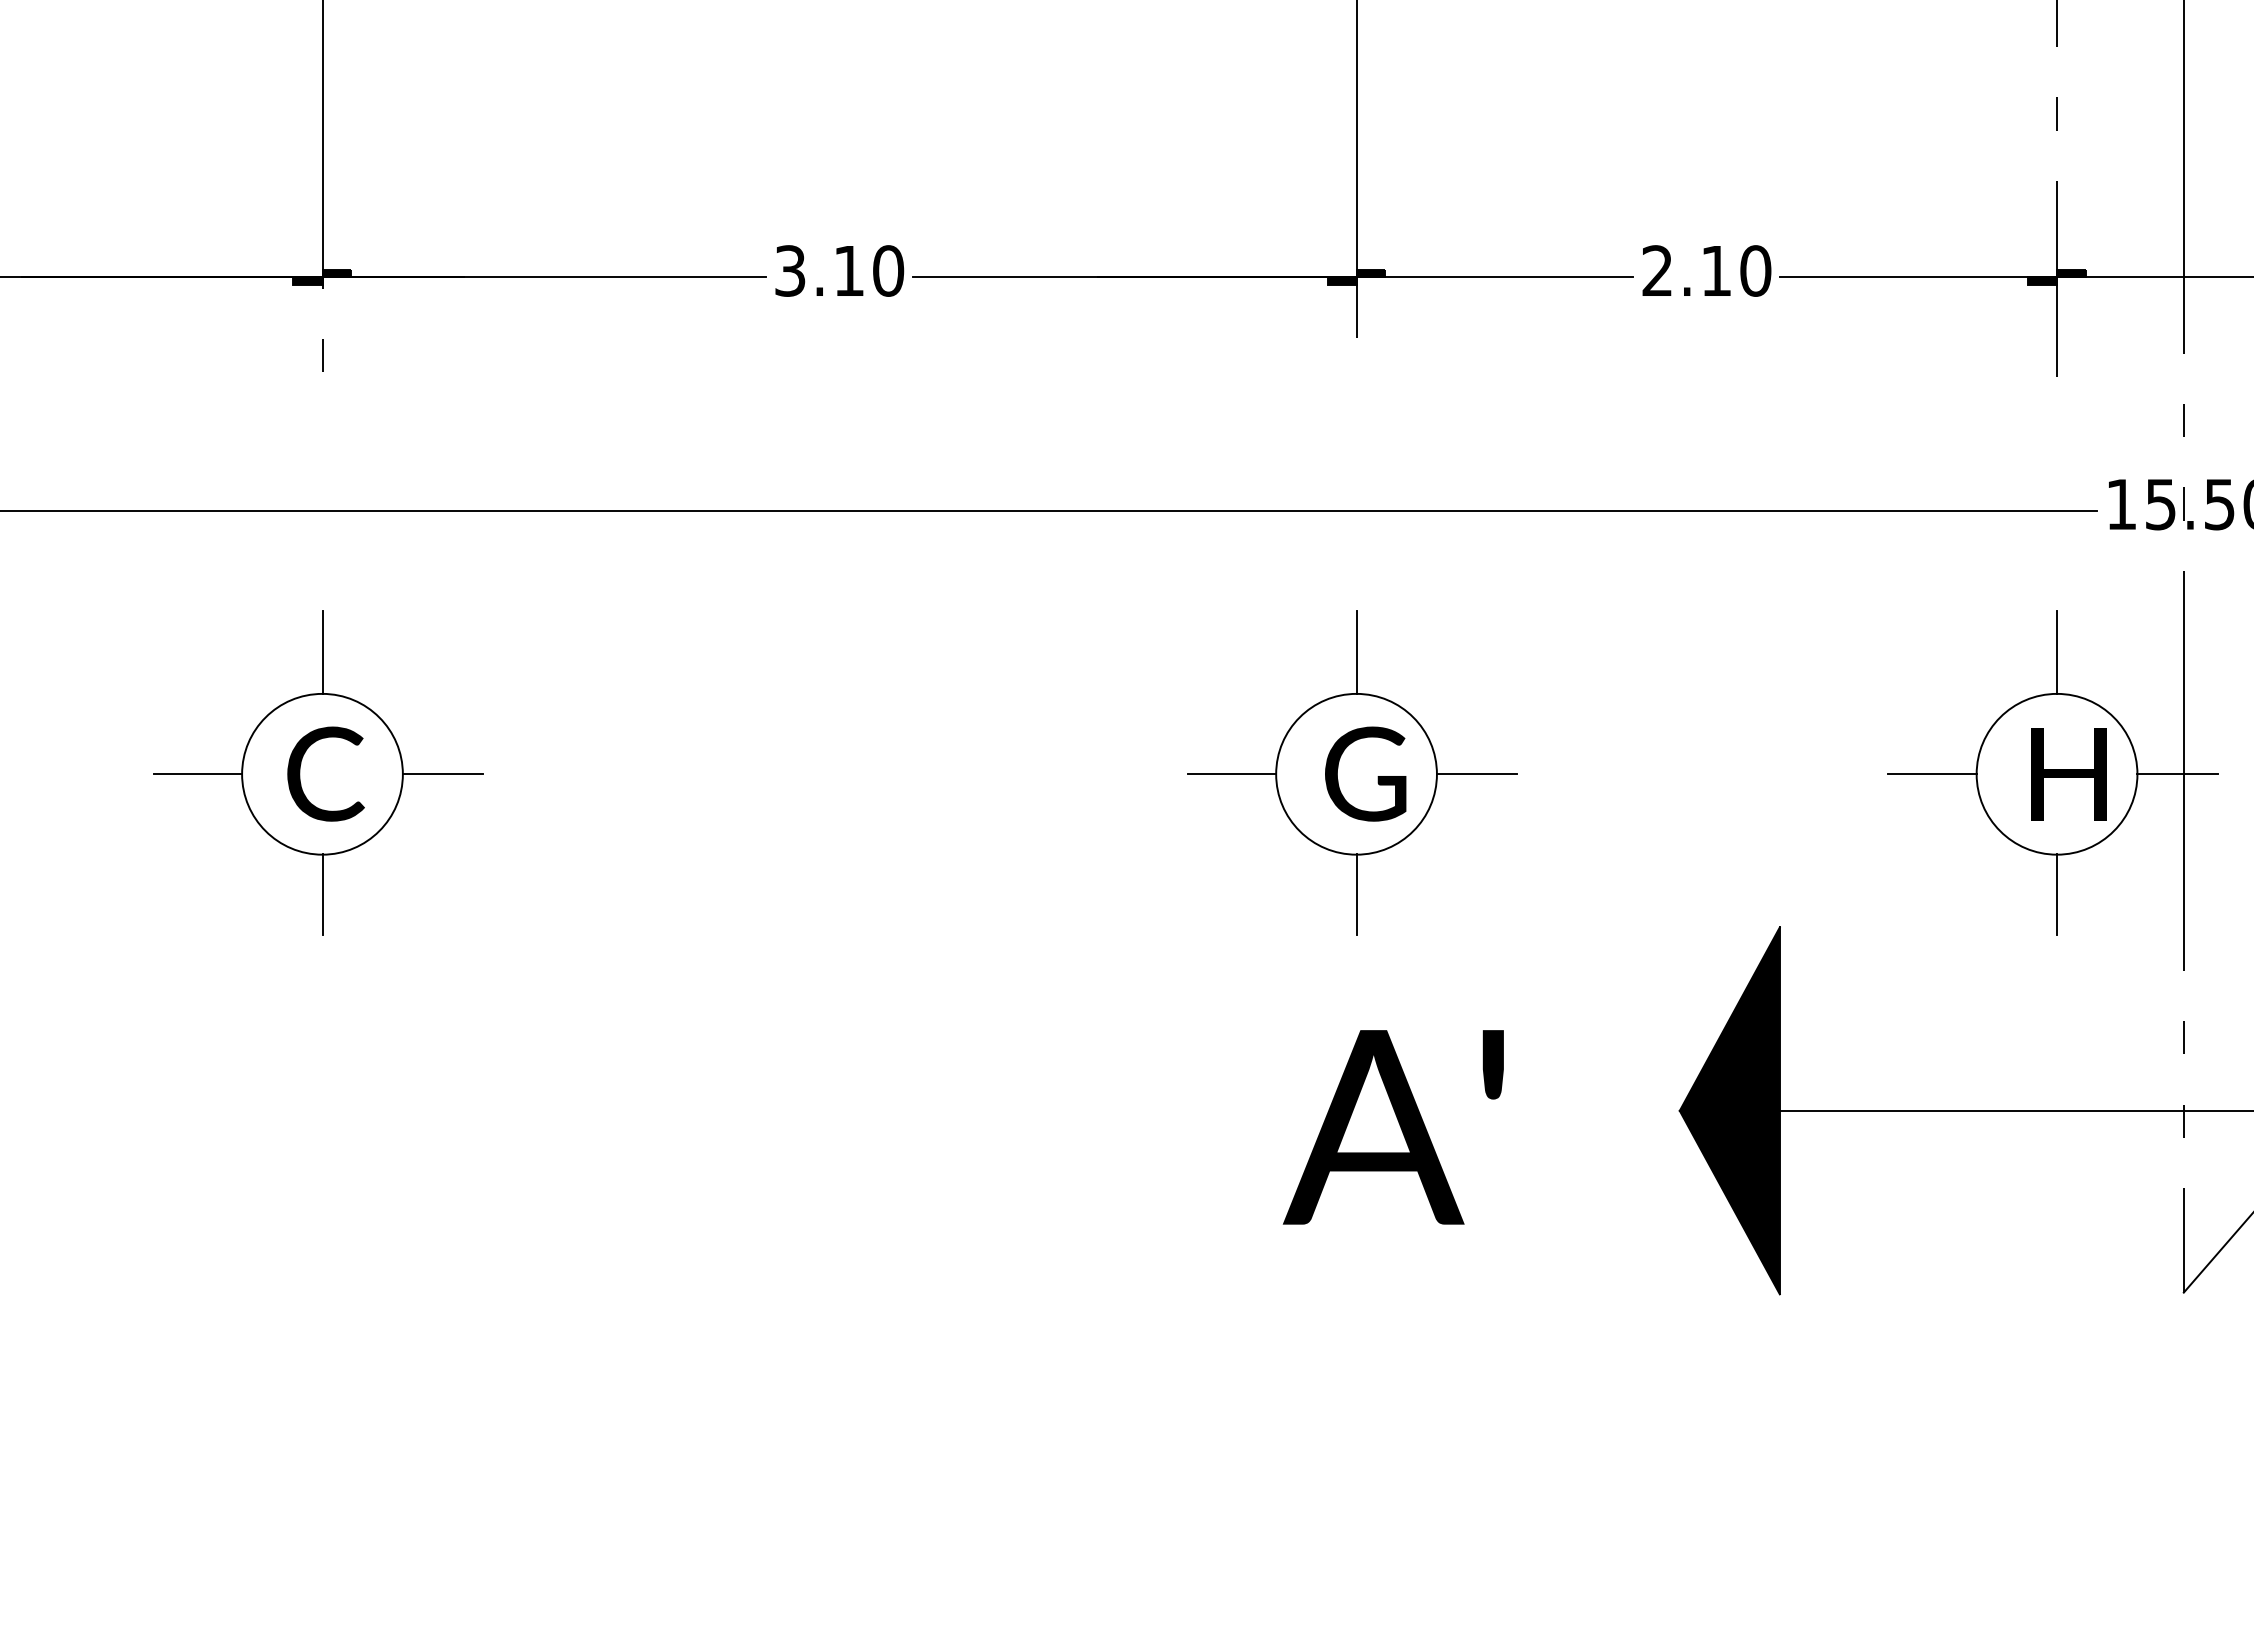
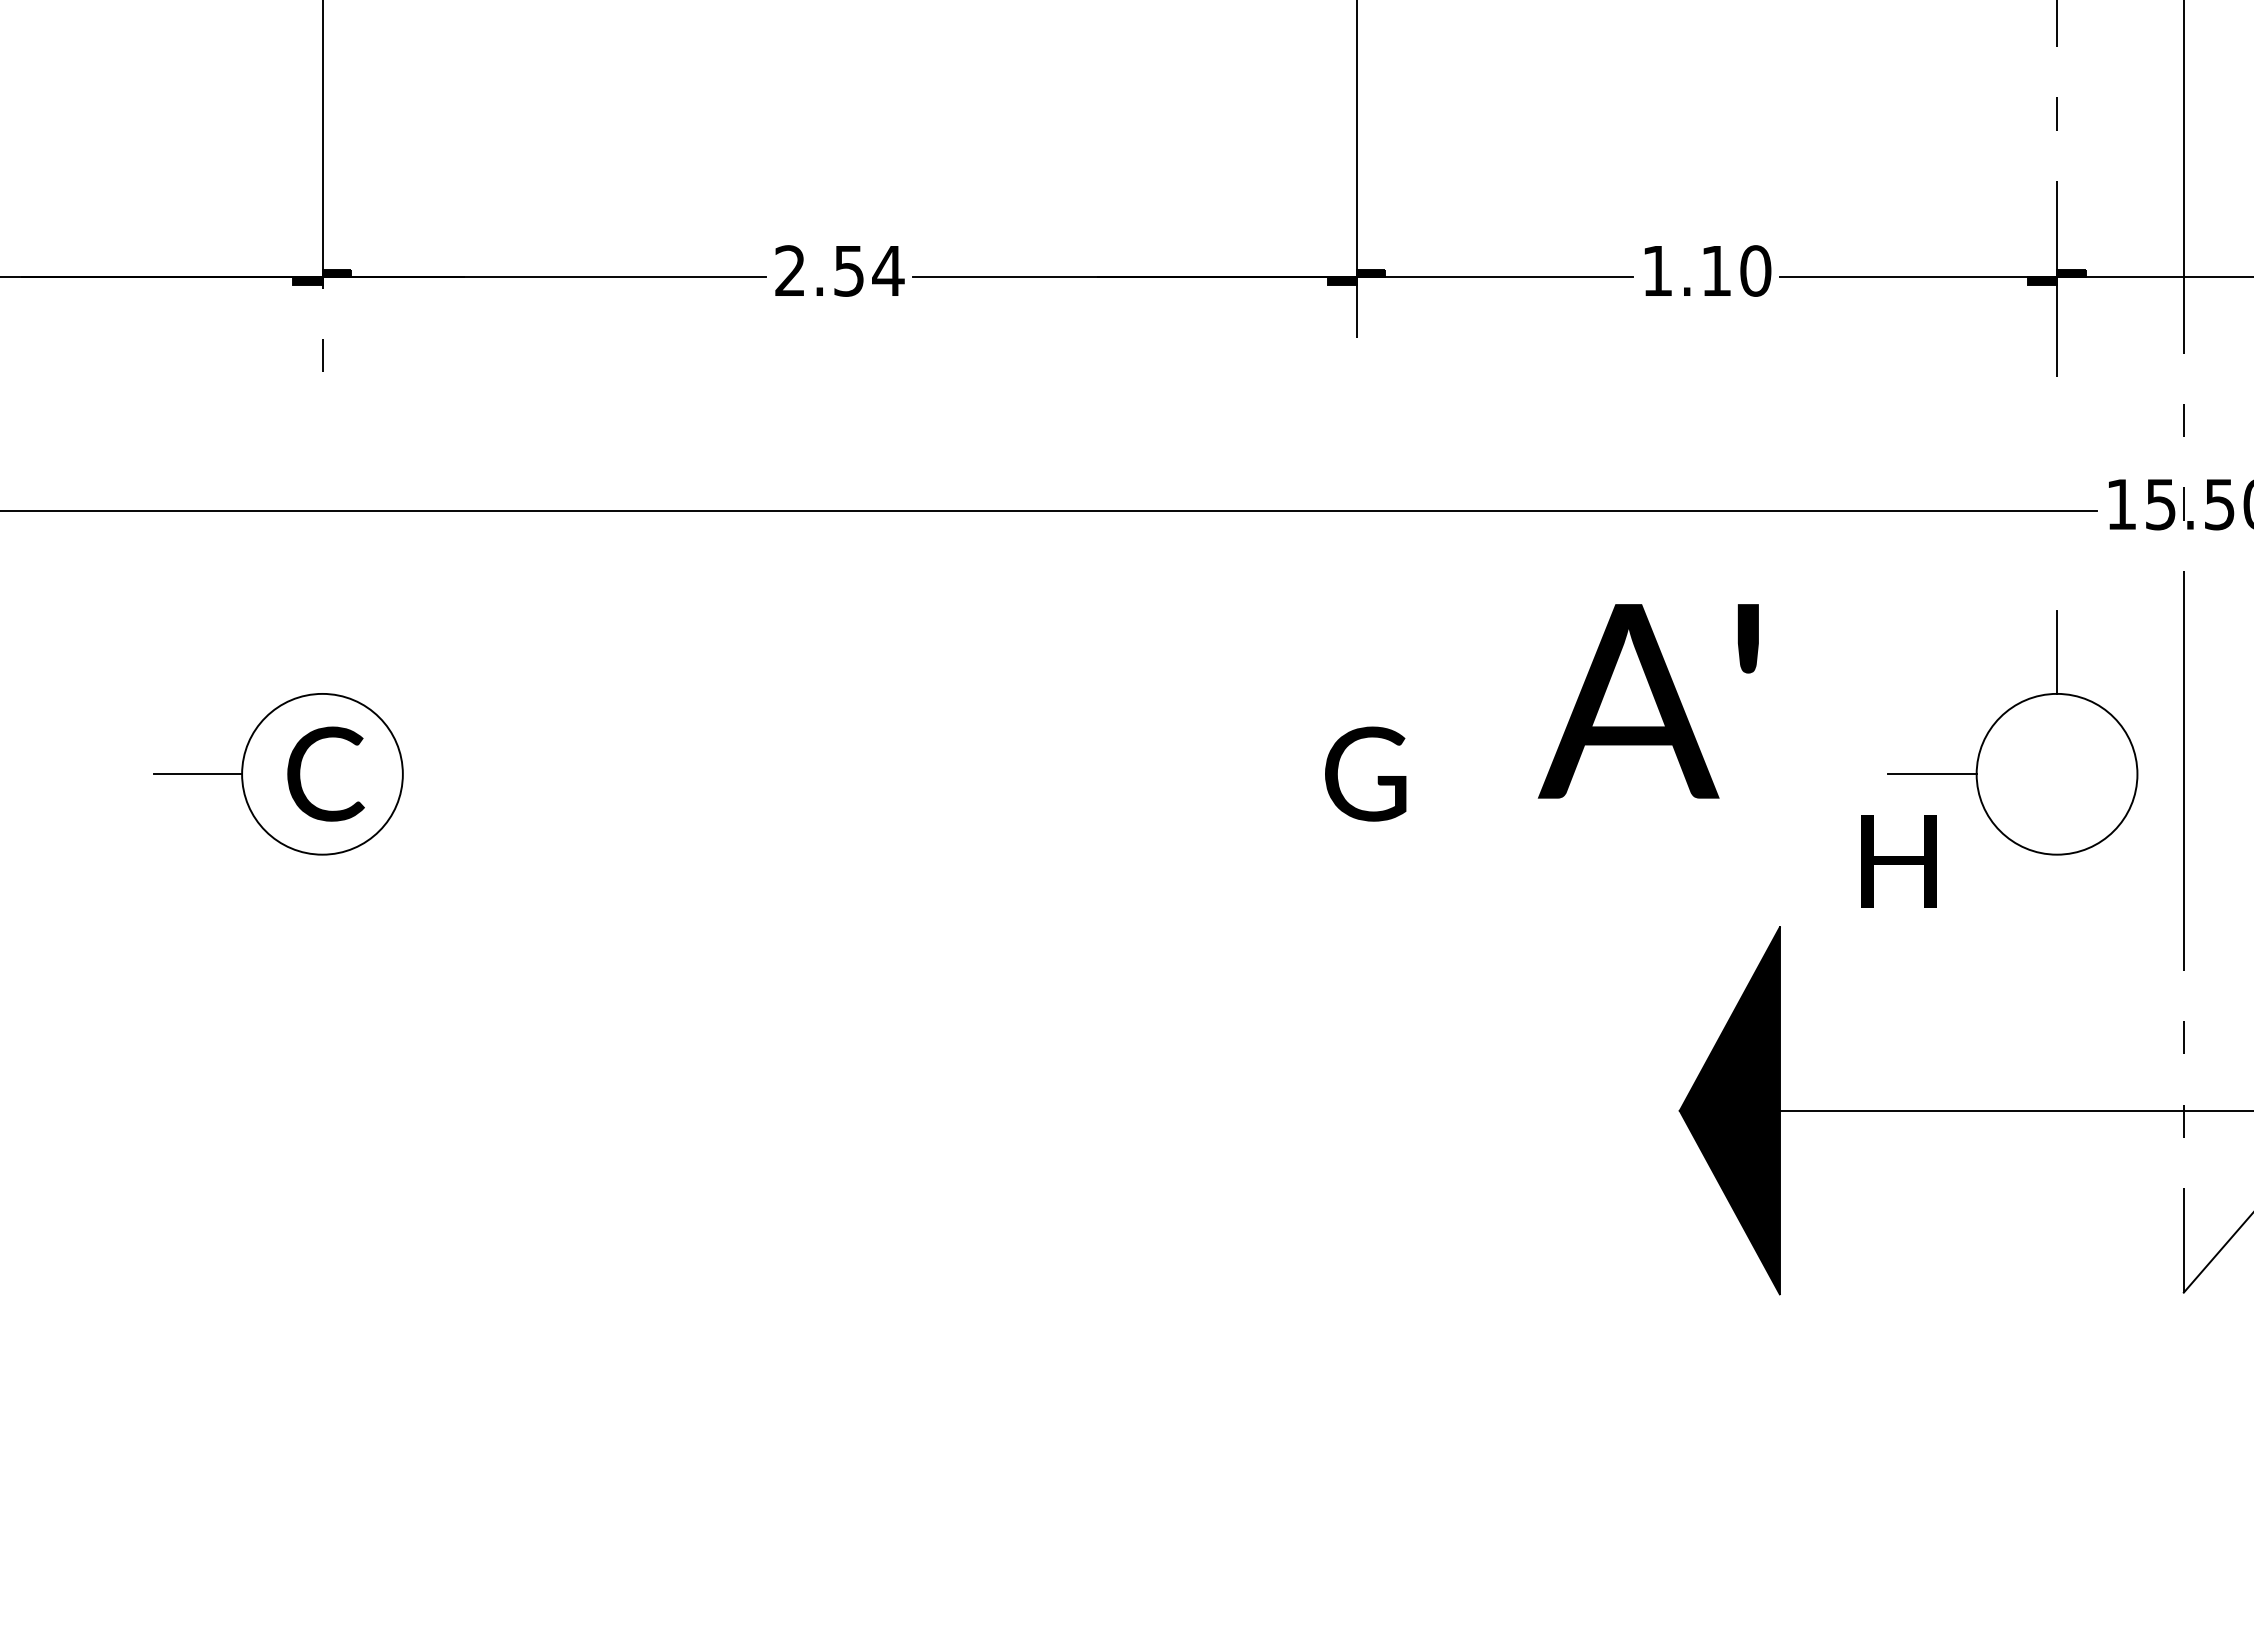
text: 3.10 -> 2.54 (839, 270)
text: 2.10 -> 1.10 (1656, 270)
line: present -> none (322, 651)
part: present -> none (1352, 772)
line: present -> none (442, 774)
text position: (2068, 774) -> (1898, 861) (1898, 861)
line: present -> none (2177, 774)
line: present -> none (322, 894)
line: present -> none (2057, 894)
text position: (1392, 1127) -> (1647, 701) (1647, 701)
